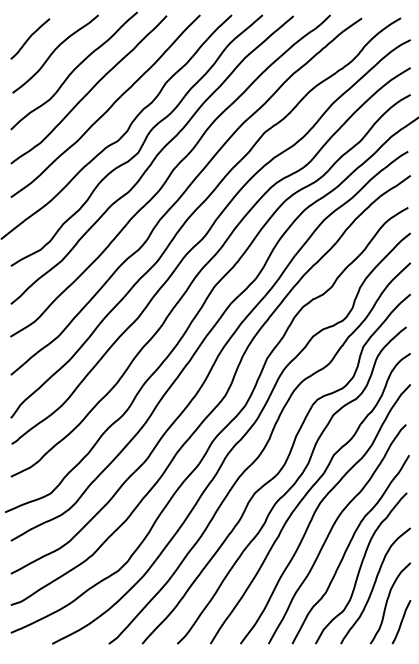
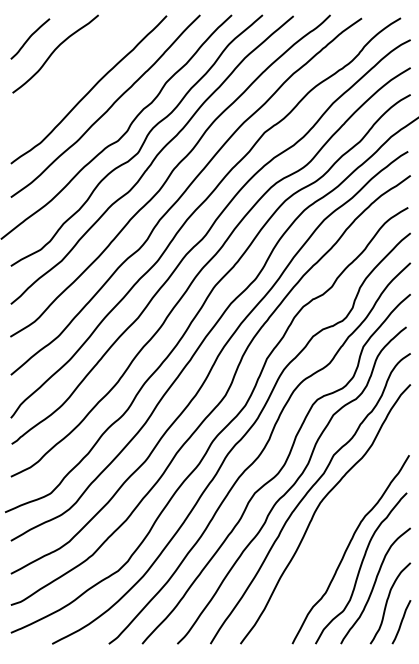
curve: present -> none (73, 70)
curve: present -> none (331, 531)
